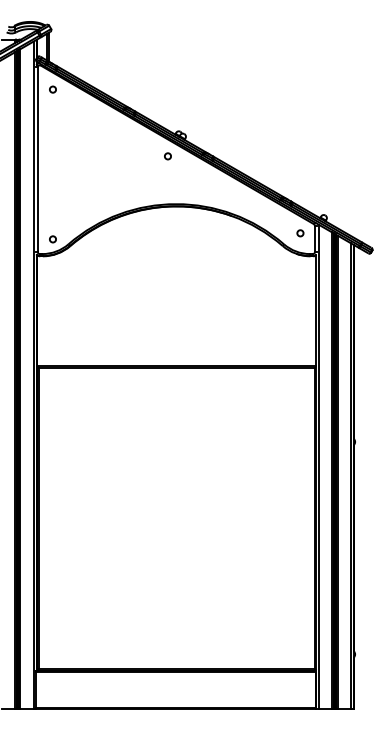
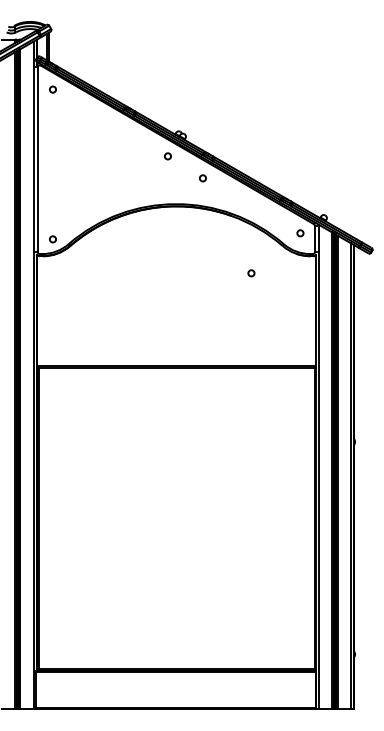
circle: none -> present (202, 178)
circle: none -> present (251, 273)
